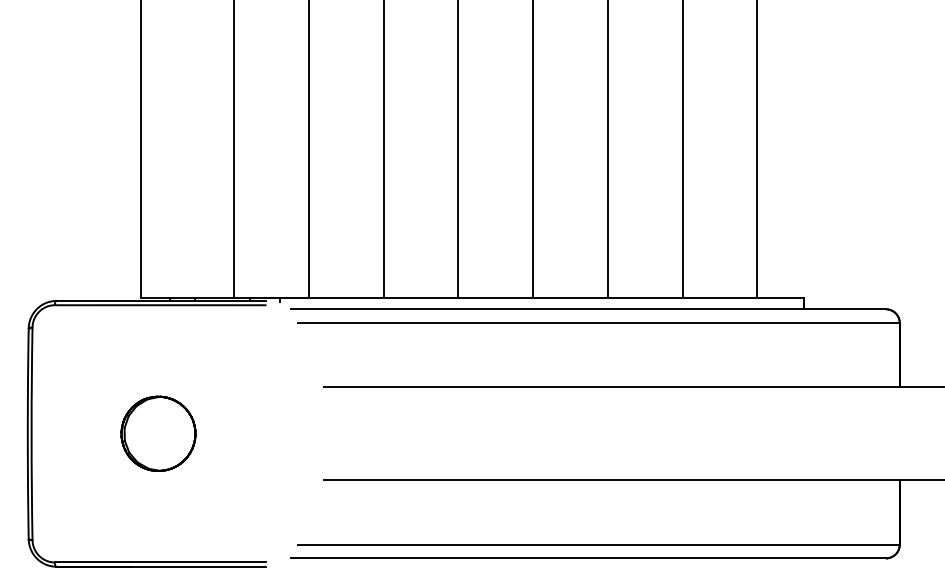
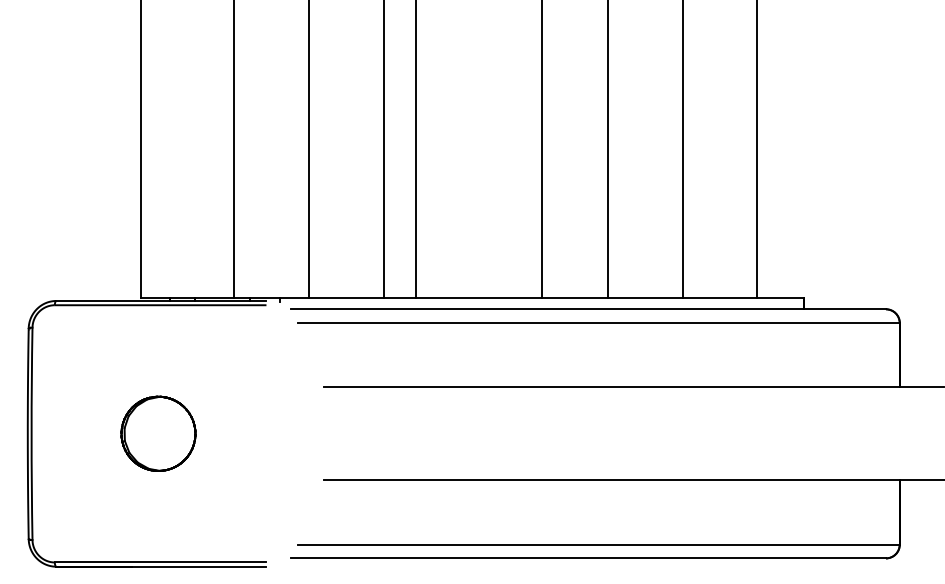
line position: (458, 150) -> (416, 150) (416, 150)
line position: (533, 150) -> (542, 150) (542, 150)
